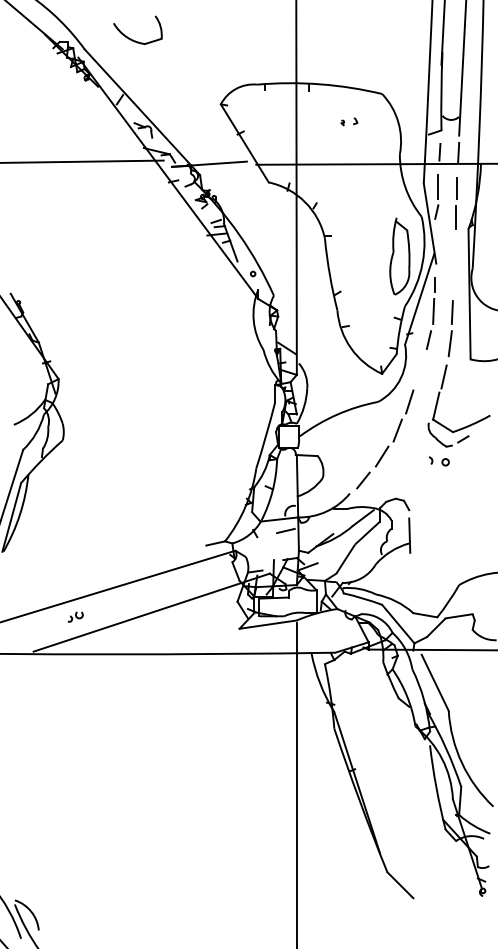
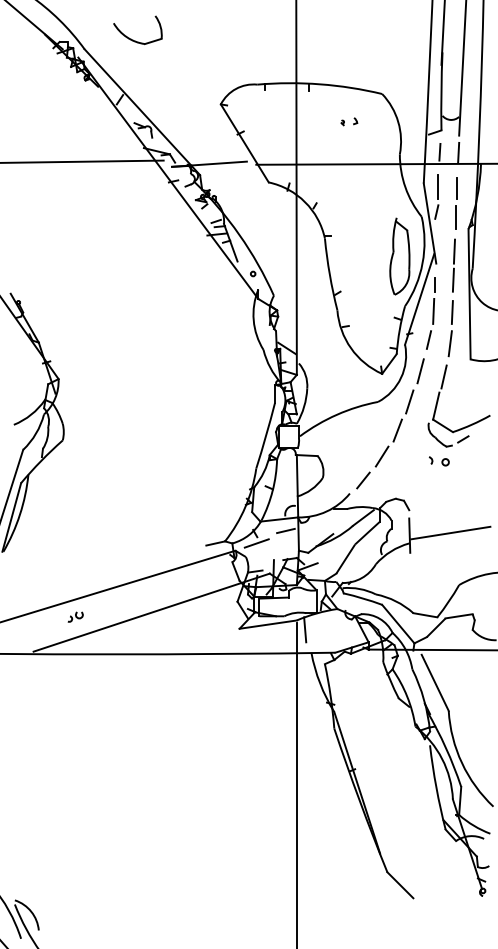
line: none -> present (453, 264)
line: none -> present (420, 371)
line: none -> present (450, 532)
line: none -> present (256, 543)
line: none -> present (305, 629)
